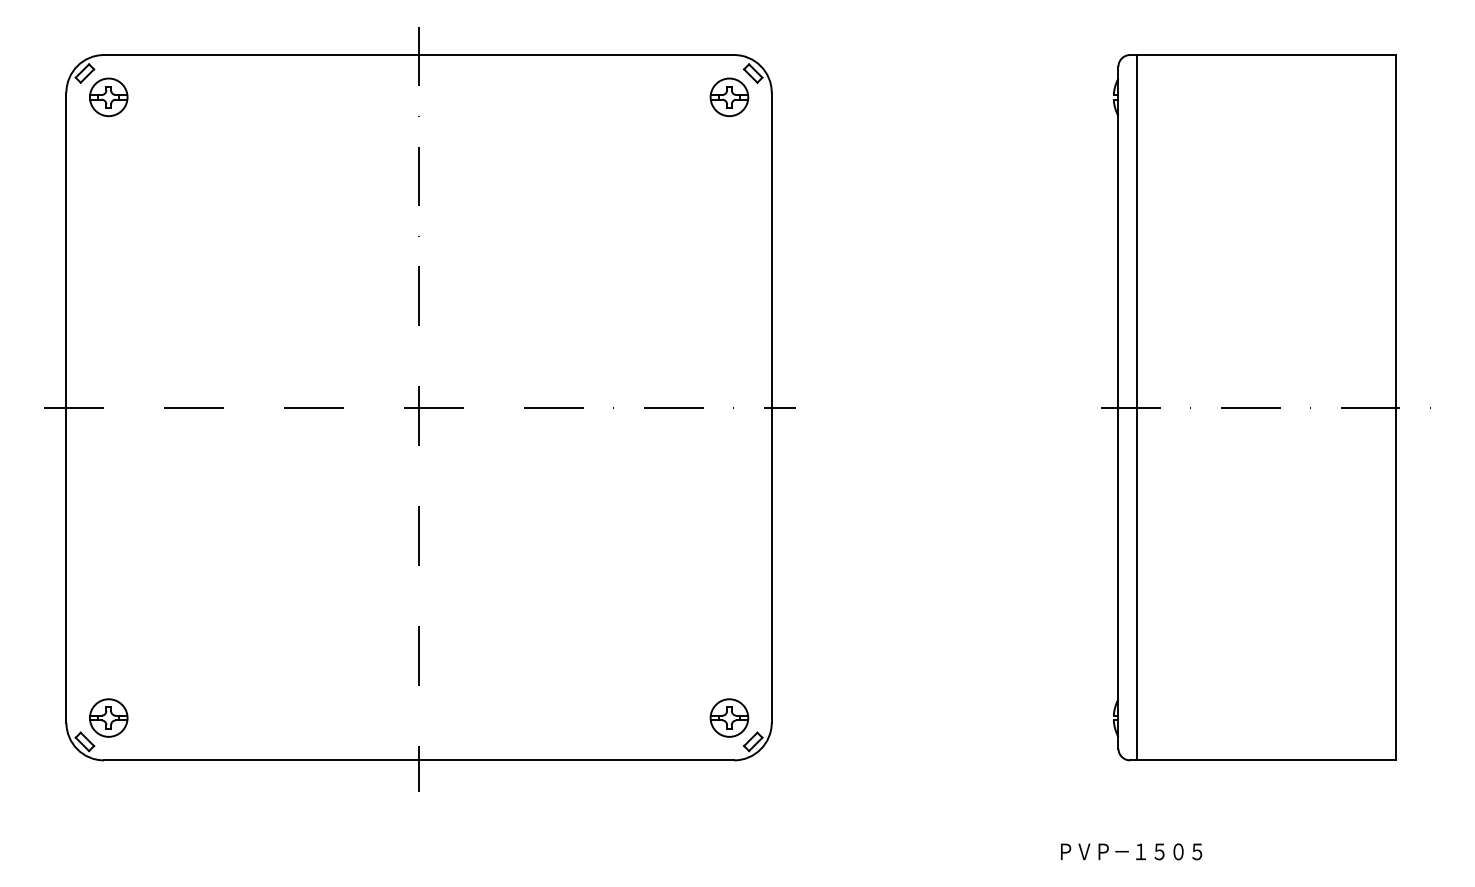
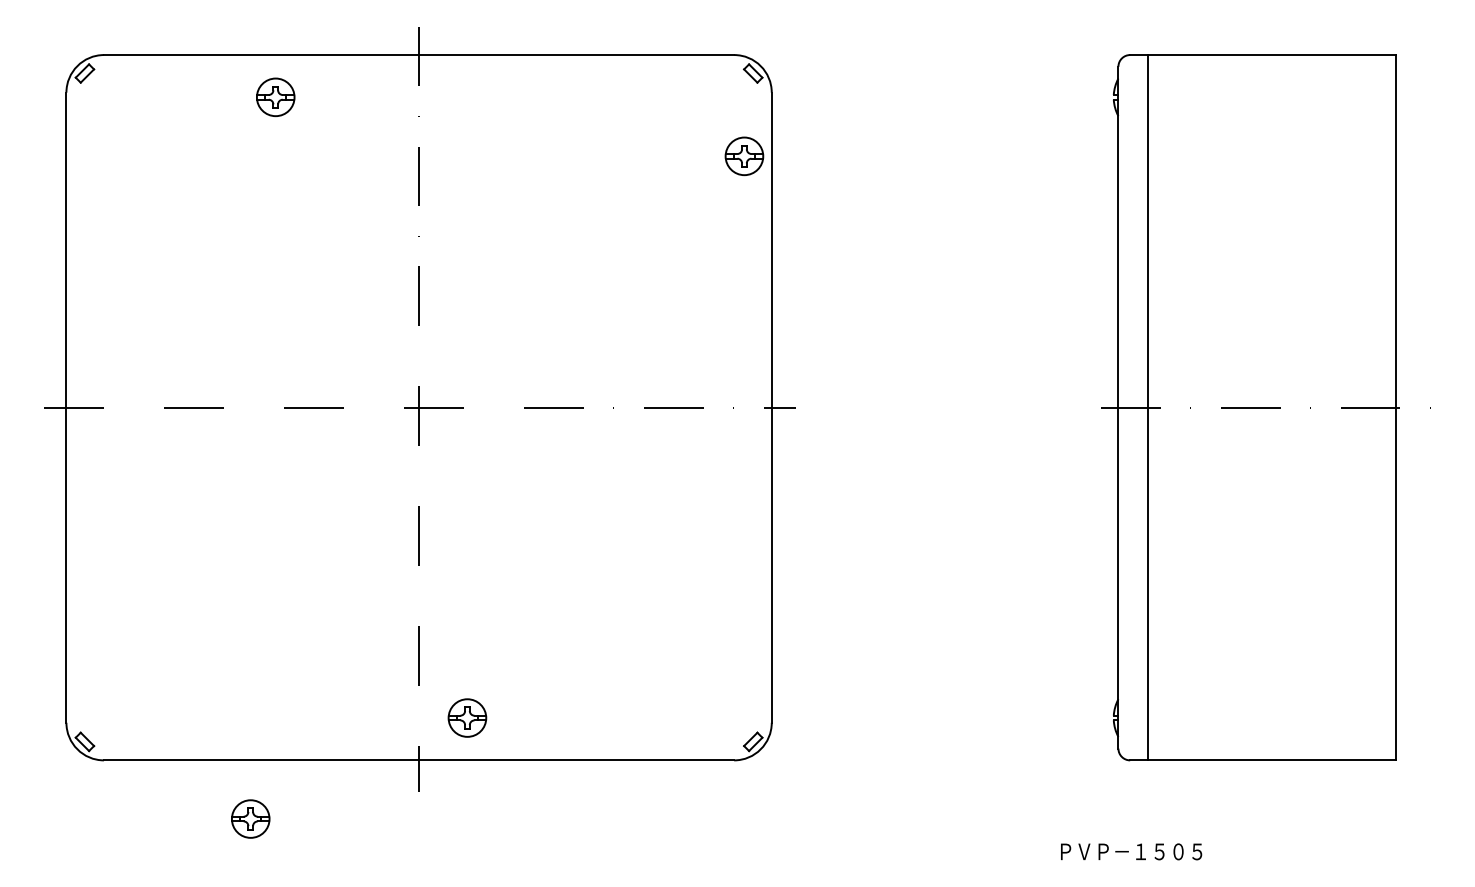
part position: (108, 97) -> (275, 97) (275, 97)
part position: (729, 97) -> (744, 156) (744, 156)
line position: (1137, 407) -> (1148, 407) (1148, 407)
part position: (108, 717) -> (250, 818) (250, 818)
part position: (729, 717) -> (467, 717) (467, 717)
